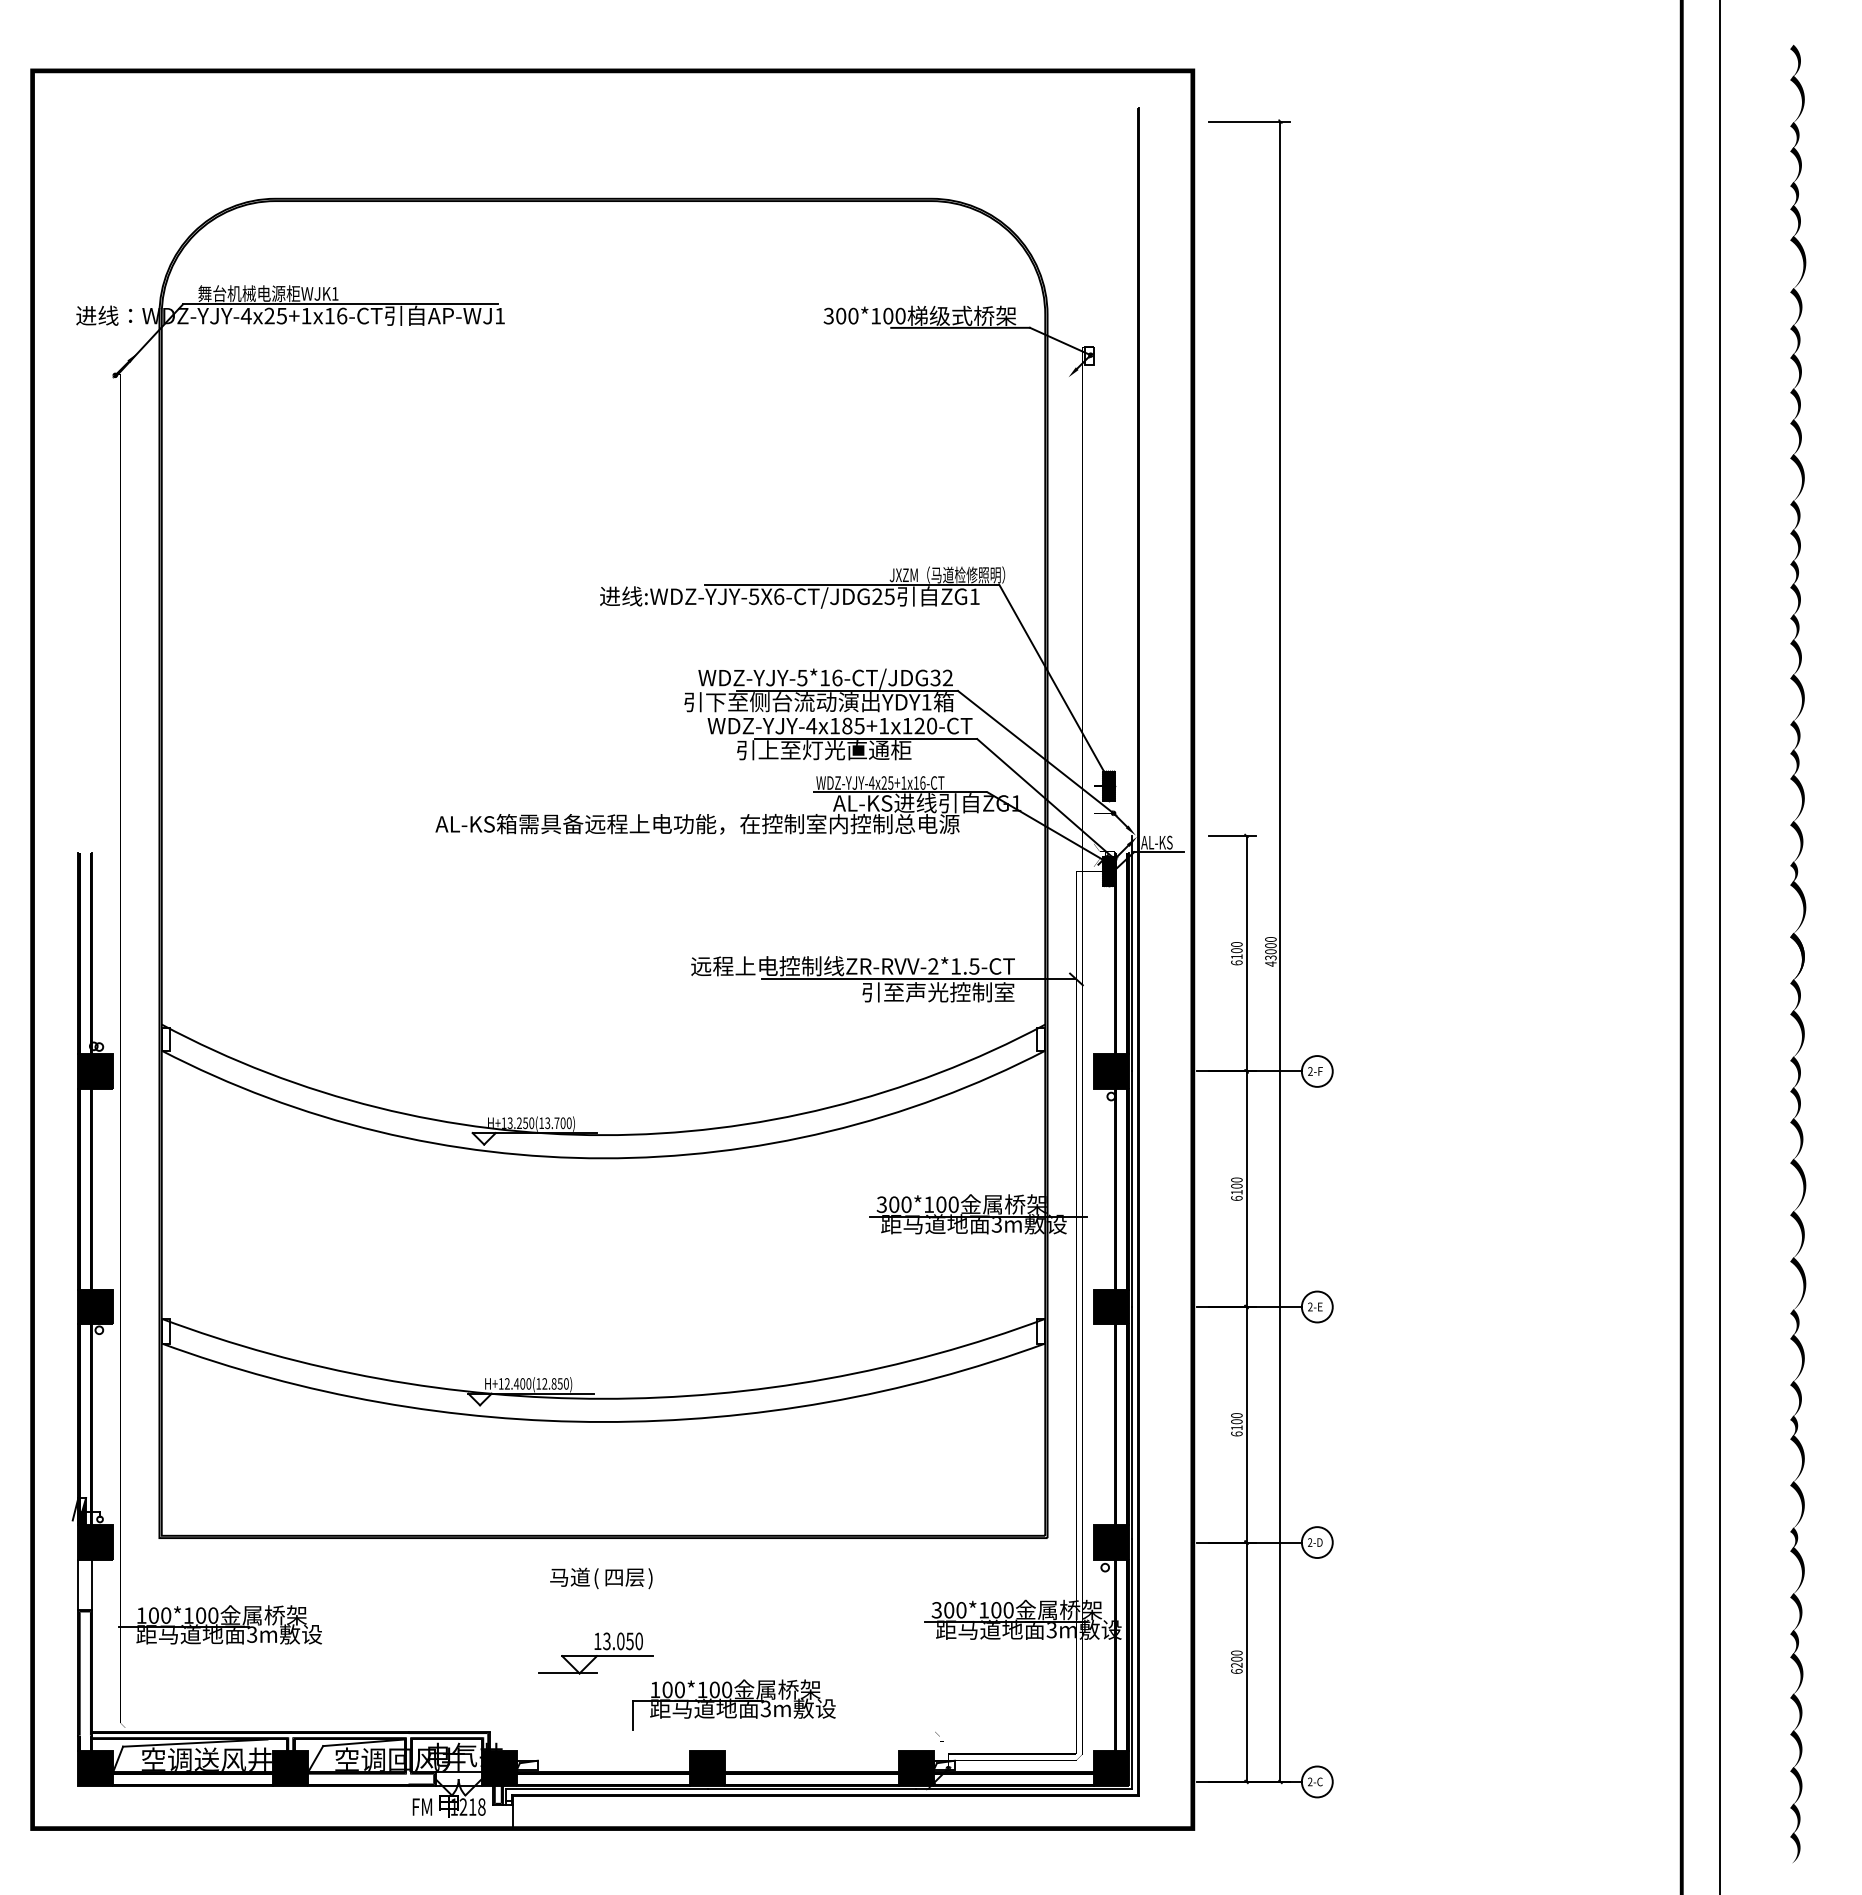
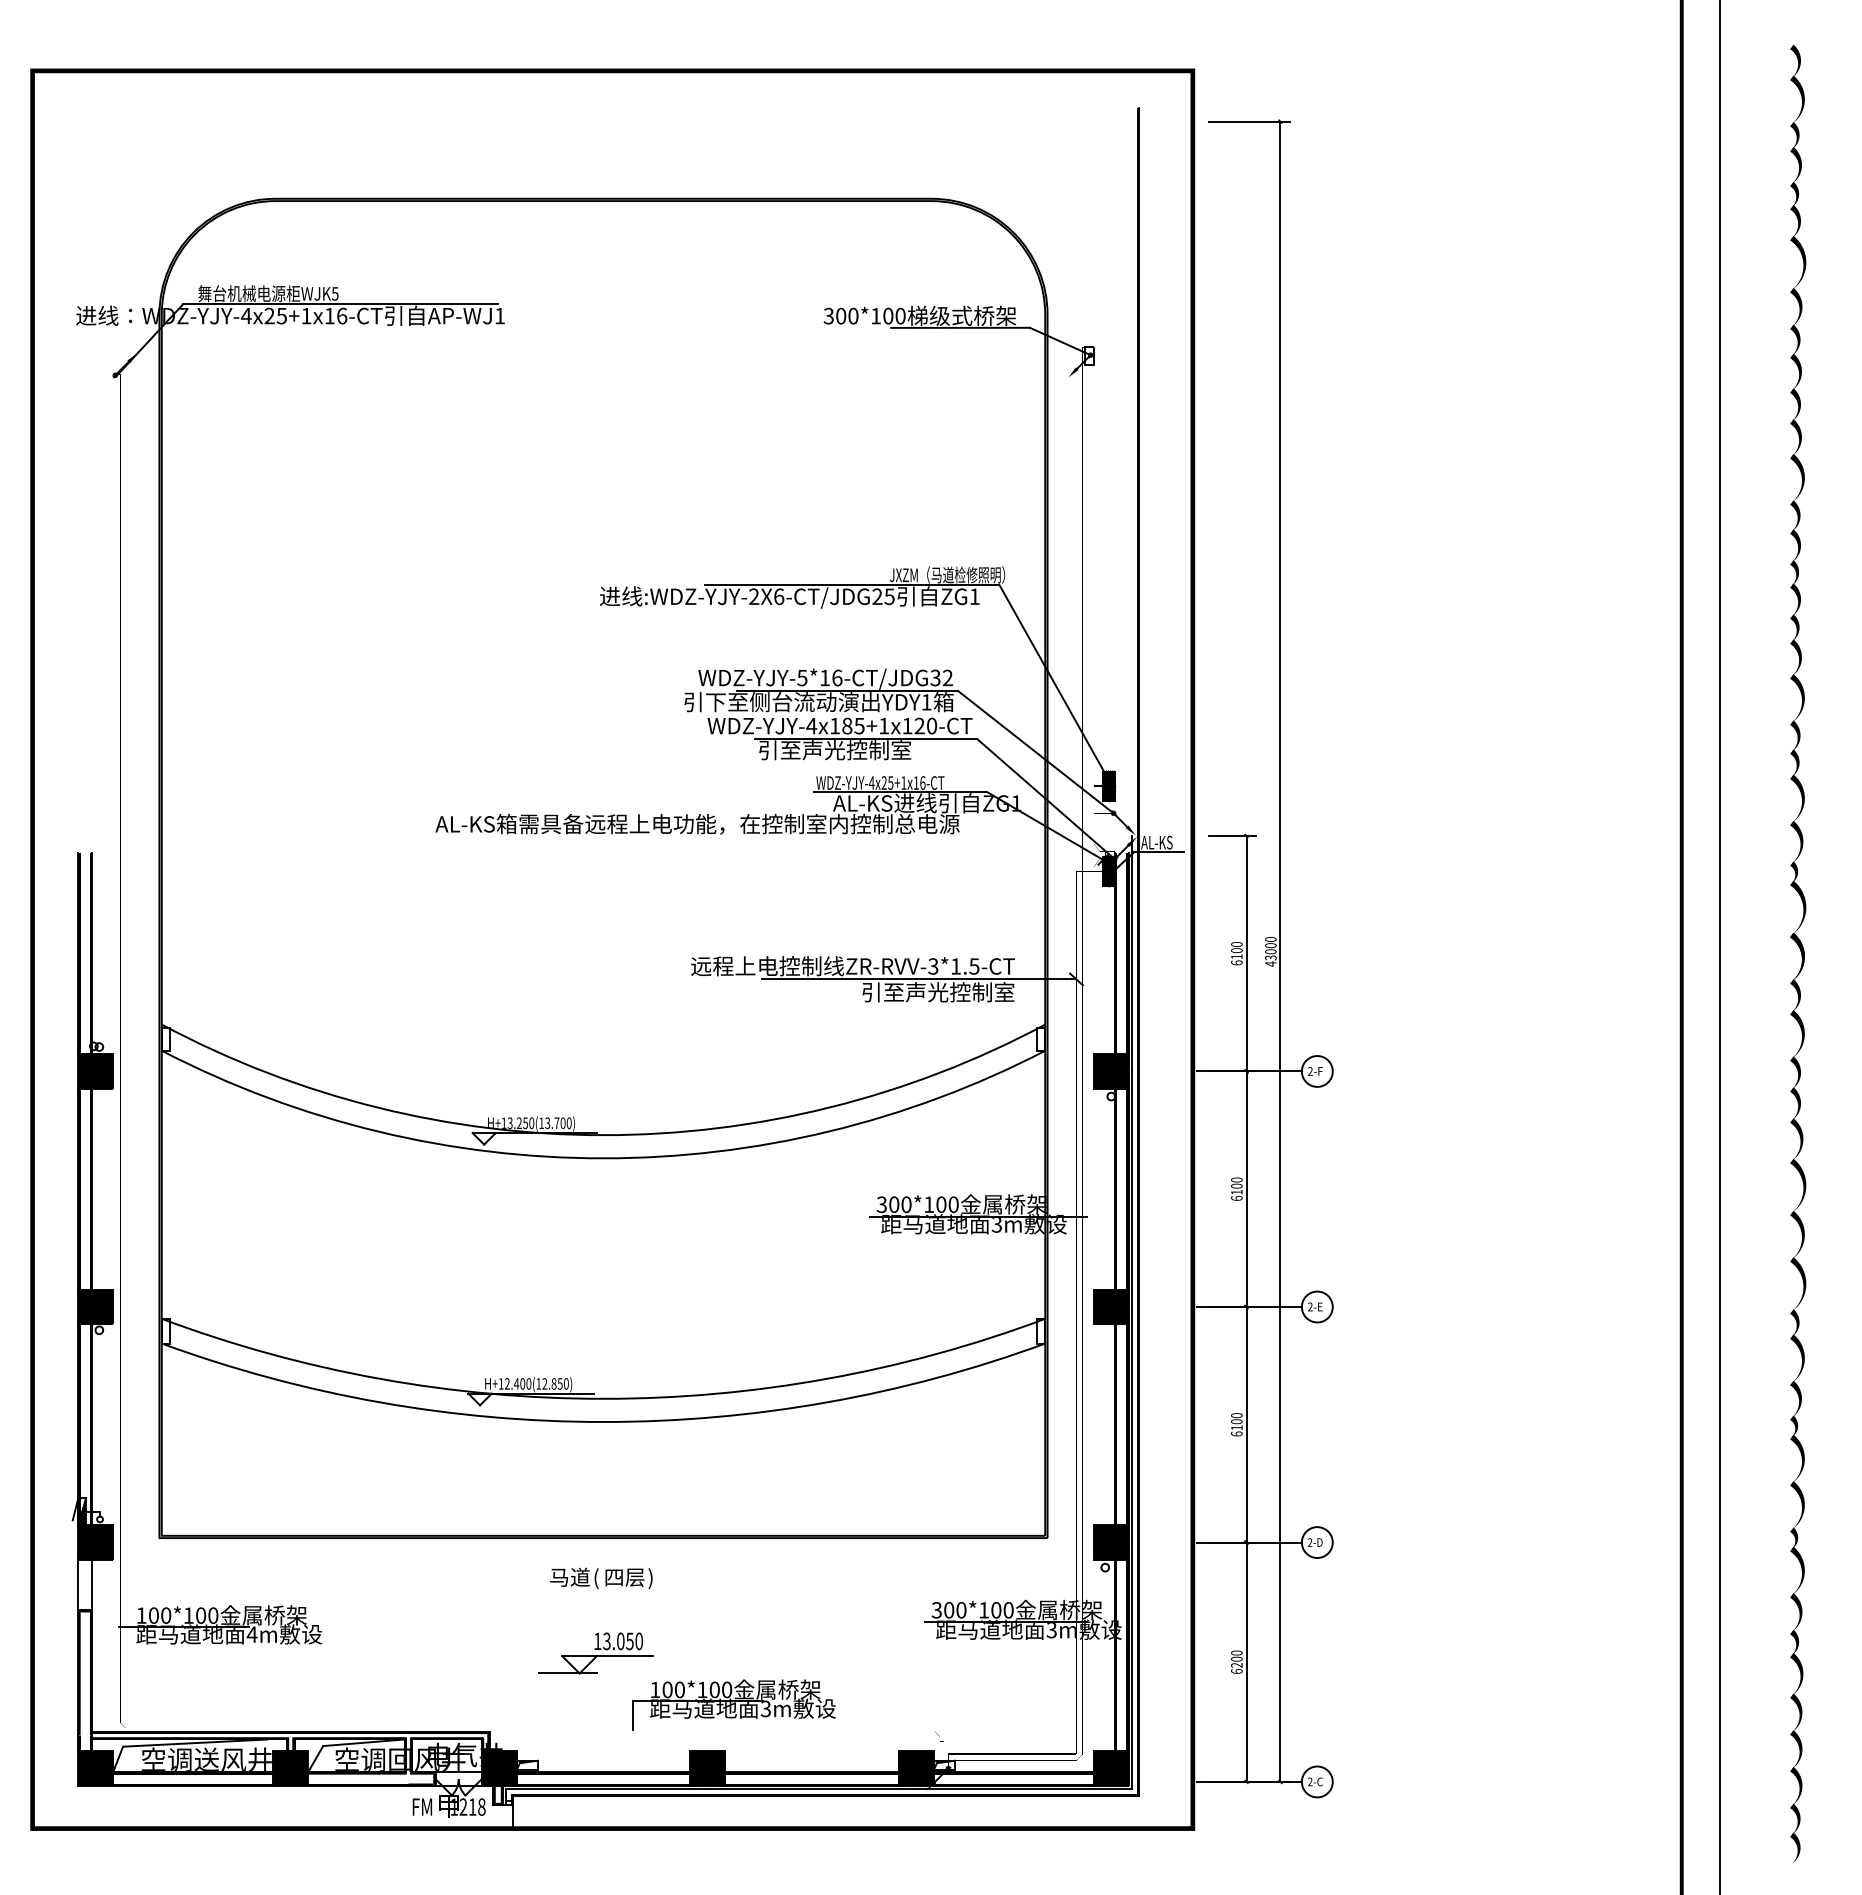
text: WJK1 -> WJK5 (334, 293)
text: :WDZ-YJY-5X6-CT/JDG25 -> :WDZ-YJY-2X6-CT/JDG25 (754, 596)
text: 引上至灯光直通柜 -> 引至声光控制室 (824, 750)
text: ZR-RVV-2*1.5-CT -> ZR-RVV-3*1.5-CT (933, 966)
text: 3m -> 4m (251, 1634)
